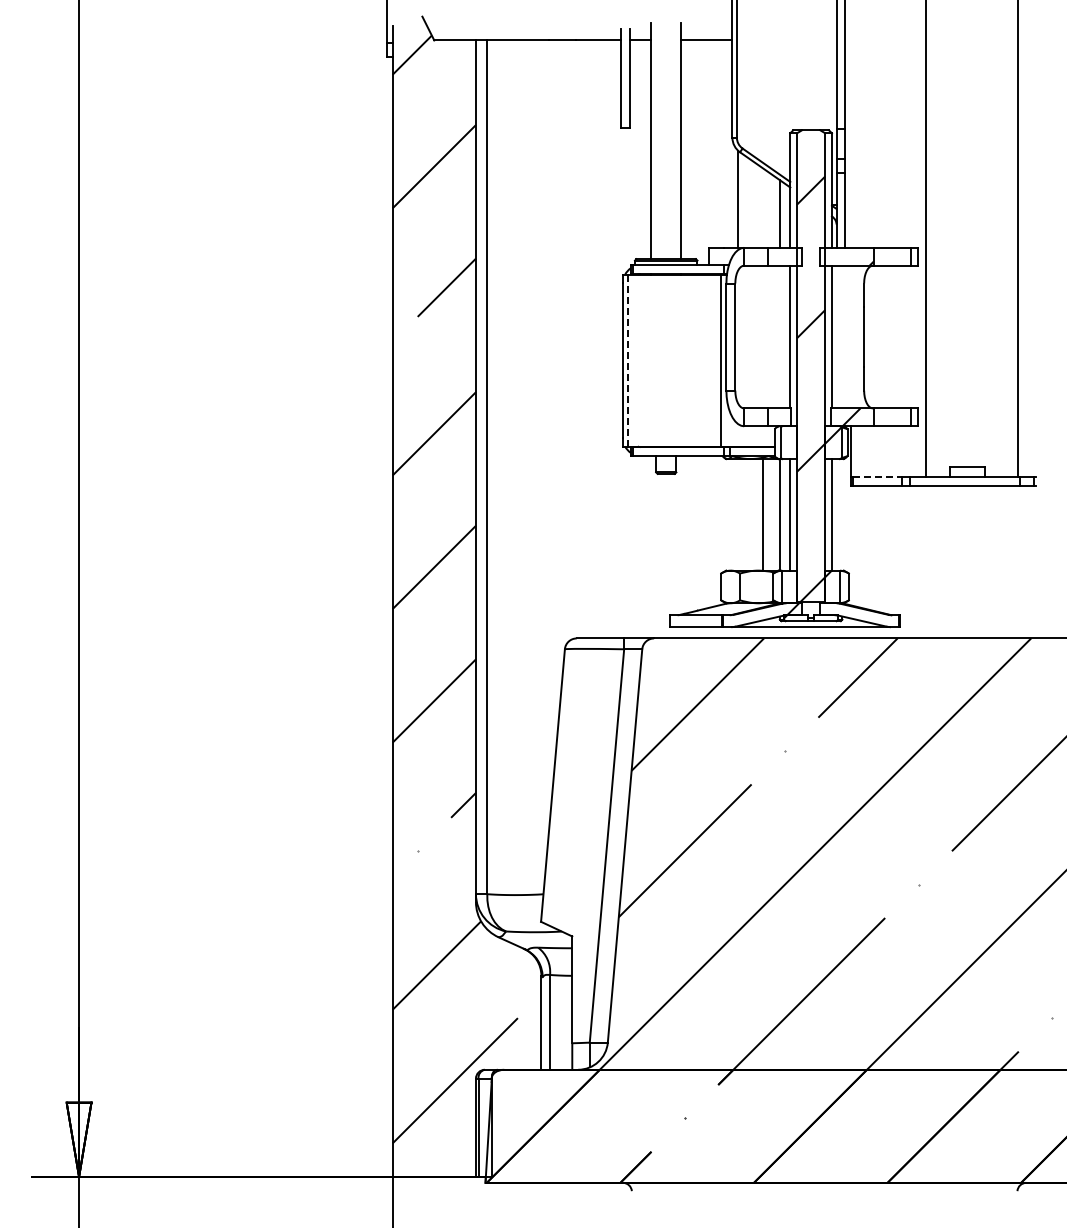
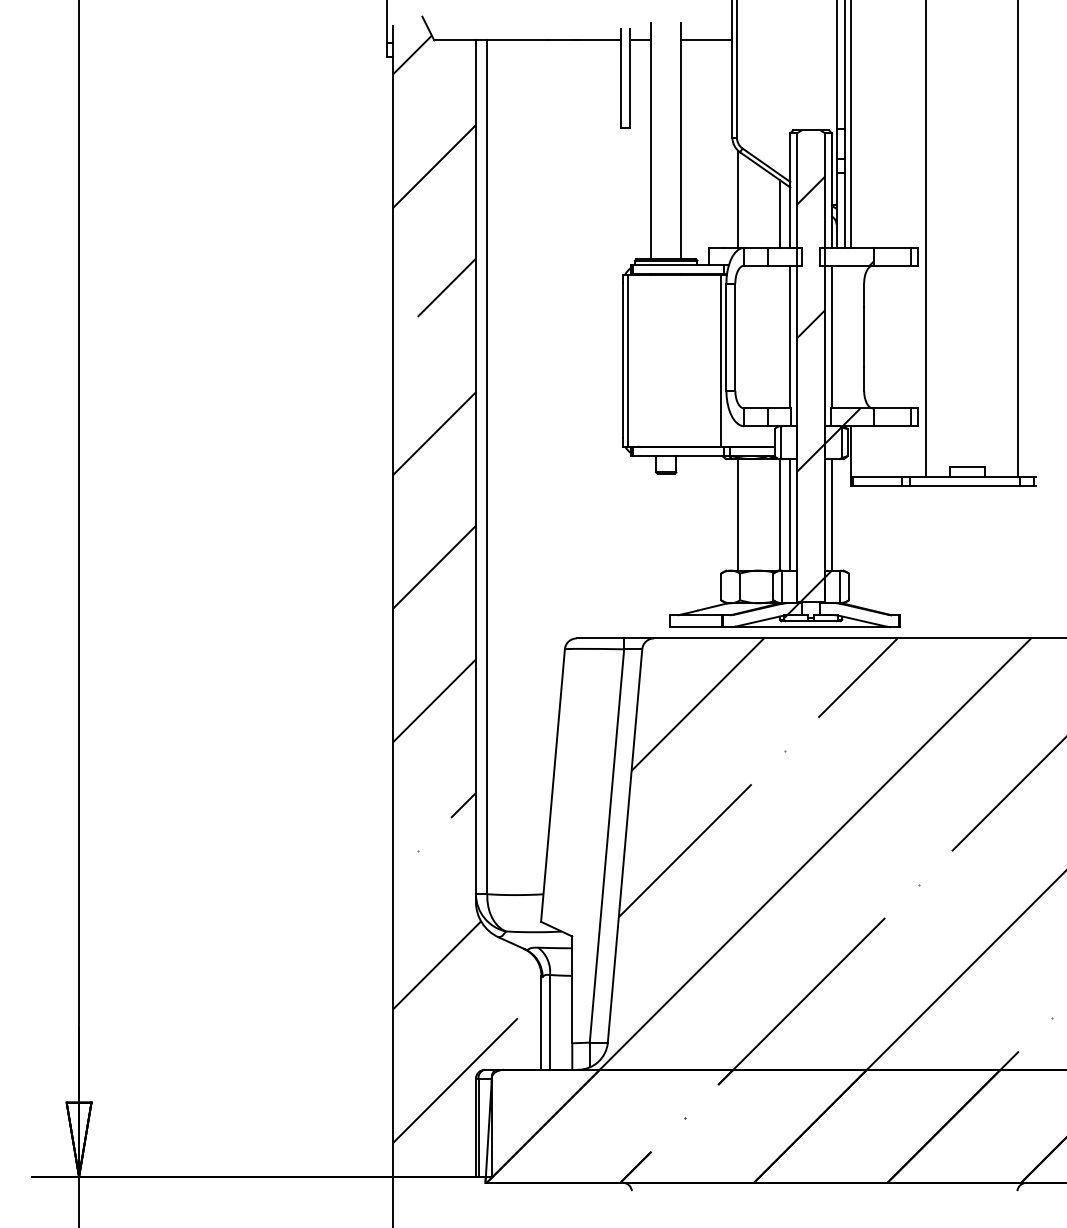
line: none -> present (851, 124)
line: dashed -> solid (628, 360)
line: dashed -> solid (877, 476)
line position: (763, 514) -> (738, 514) (738, 514)
